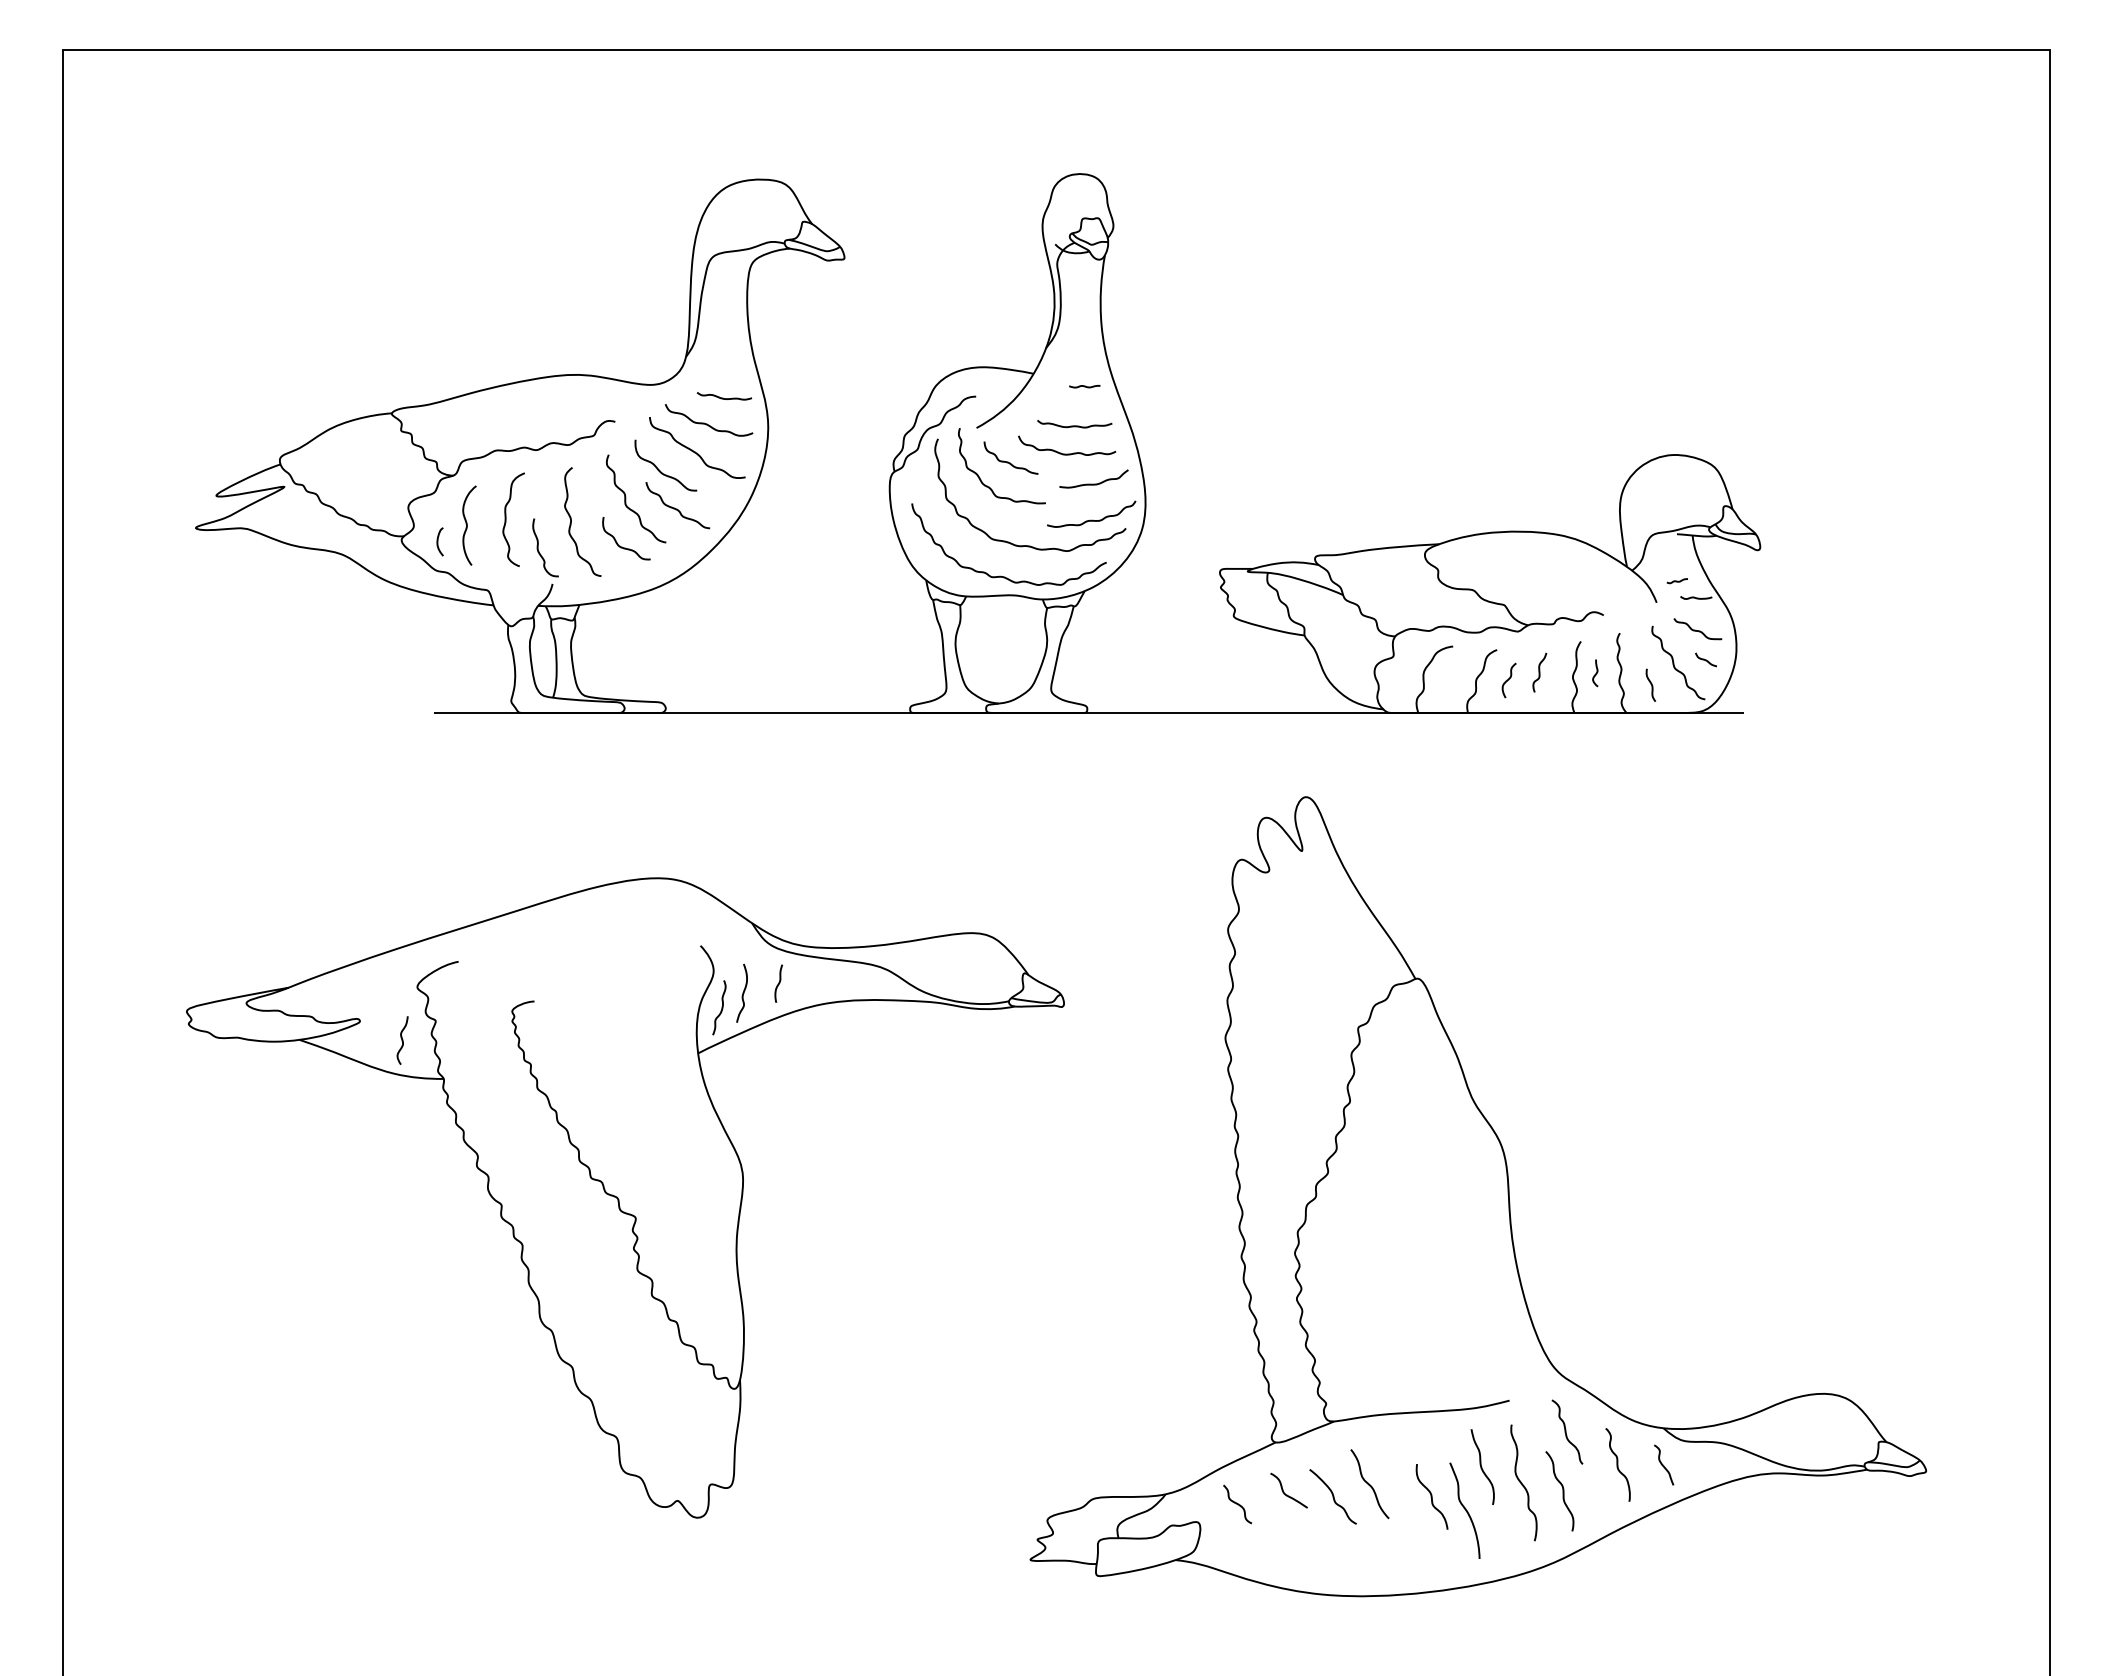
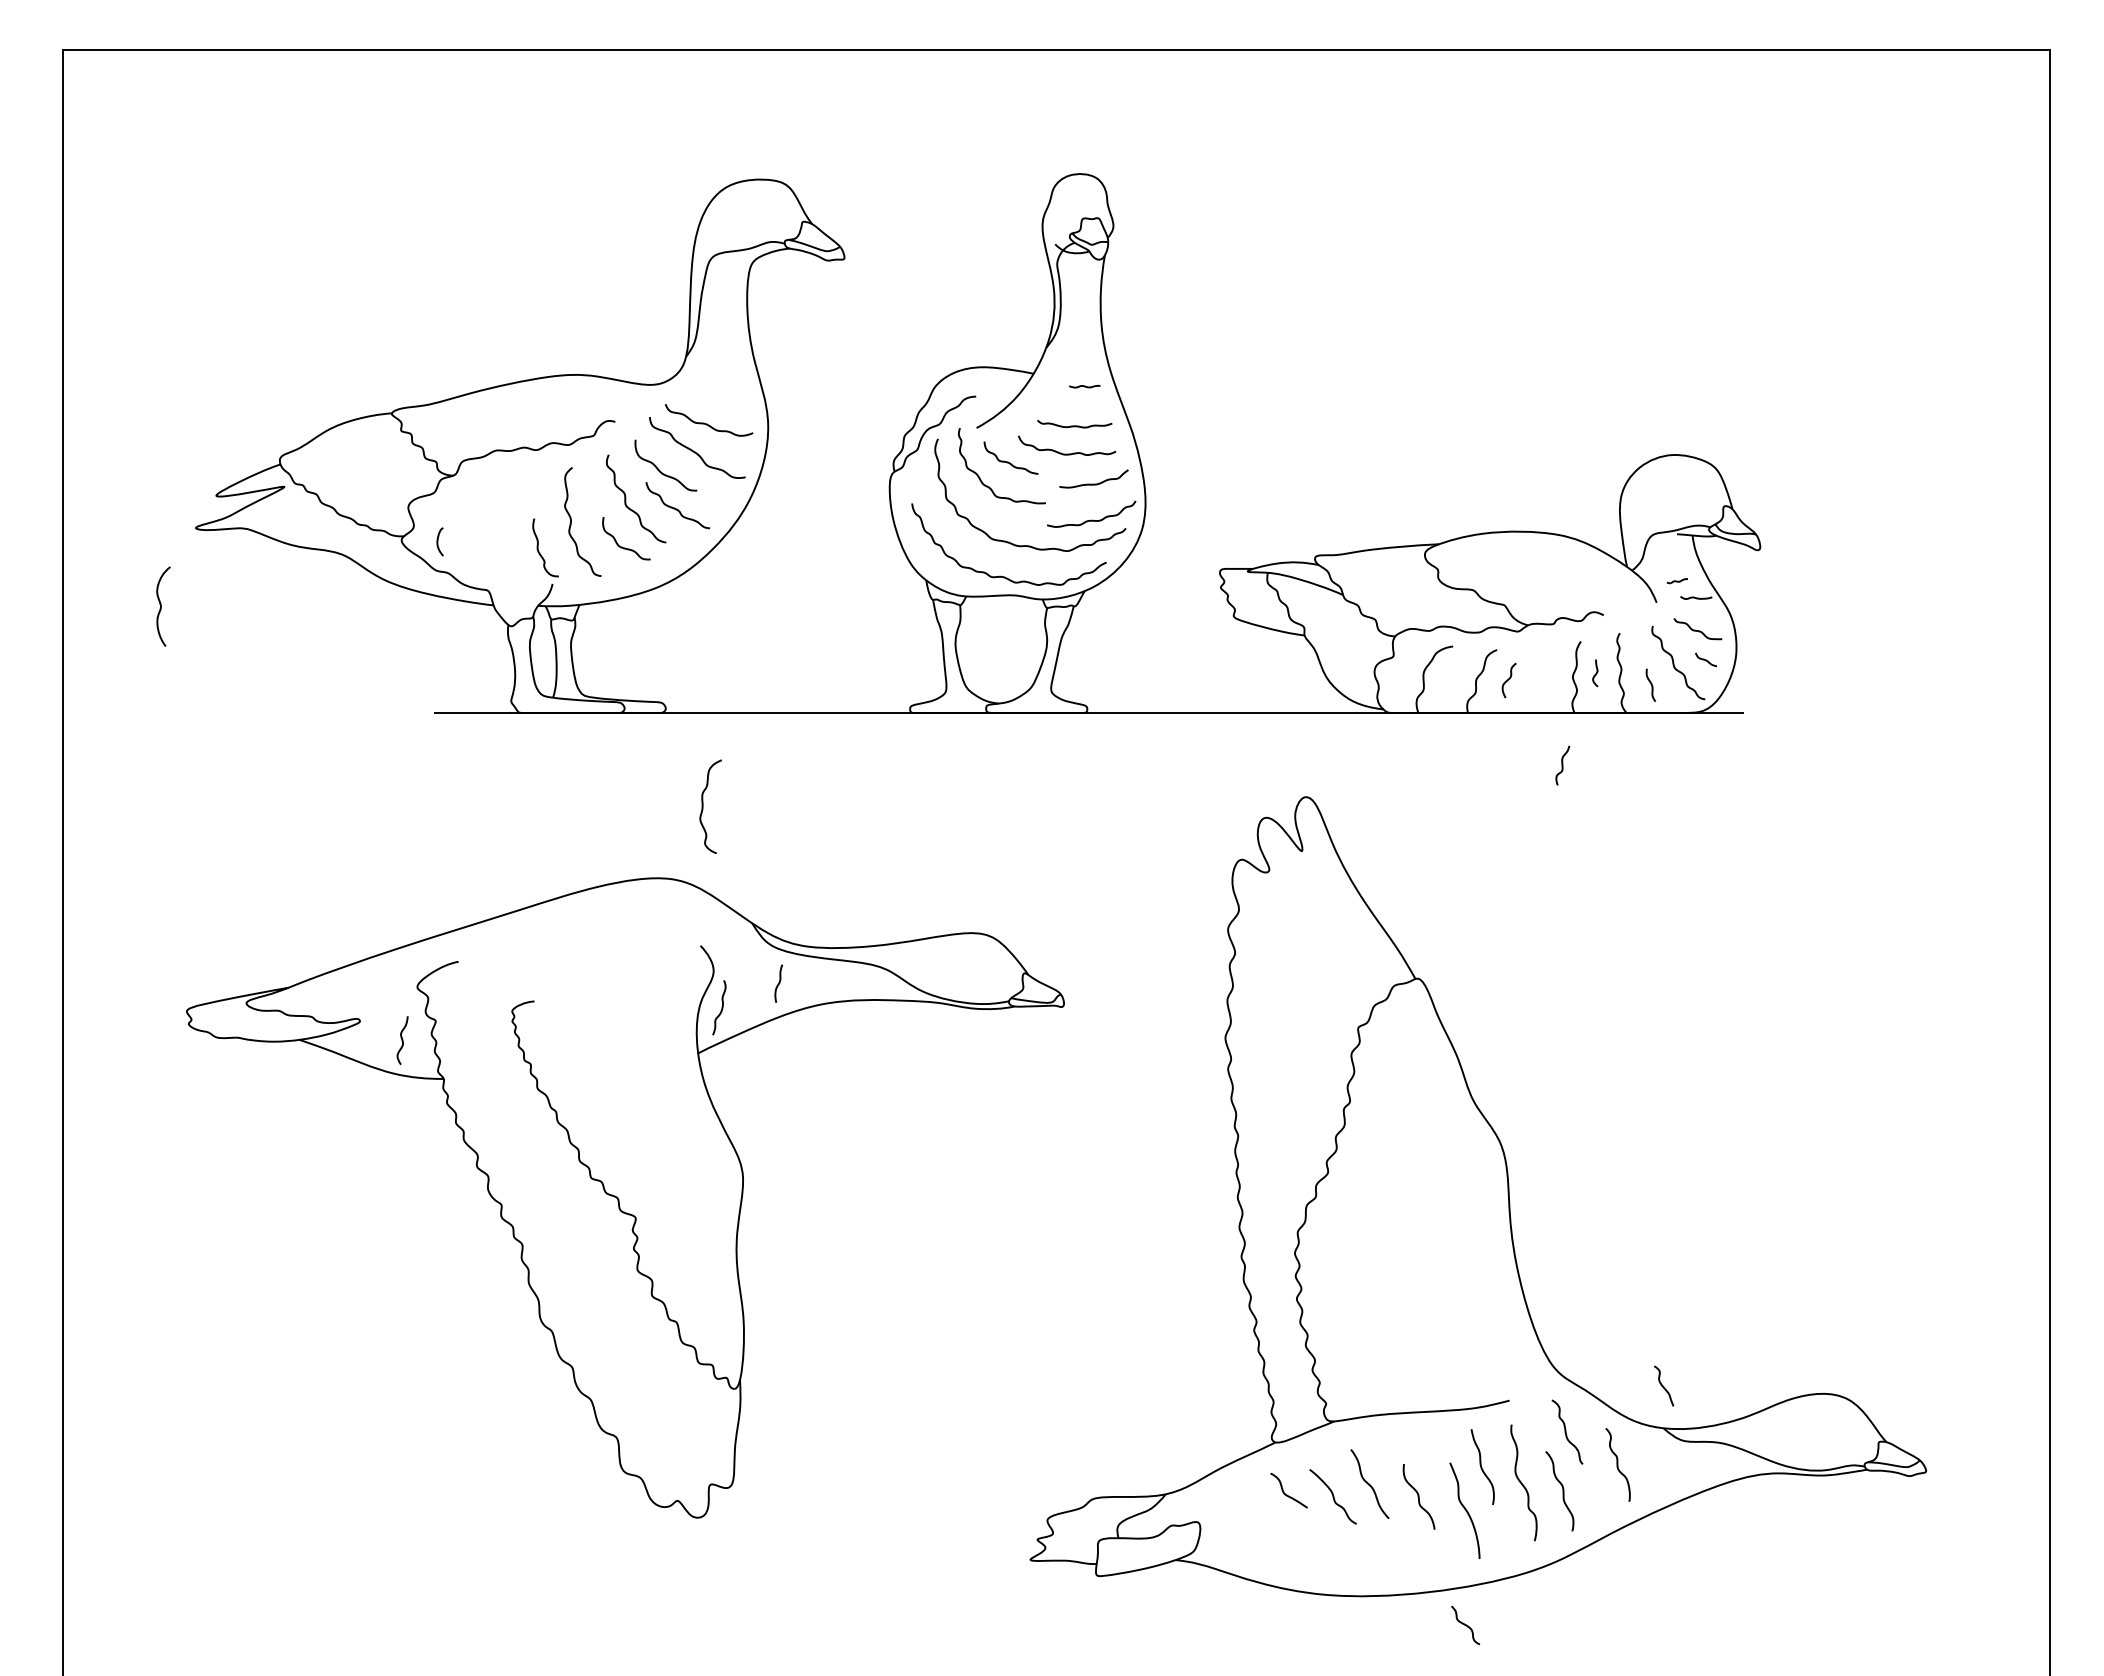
curve: present -> none (723, 397)
curve position: (506, 519) -> (703, 806) (703, 806)
curve position: (467, 525) -> (161, 606) (161, 606)
curve position: (1539, 672) -> (1562, 765) (1562, 765)
curve: present -> none (742, 992)
curve position: (1663, 1464) -> (1663, 1385) (1663, 1385)
curve position: (1431, 1496) -> (1418, 1496) (1418, 1496)
curve position: (1237, 1504) -> (1465, 1625) (1465, 1625)
